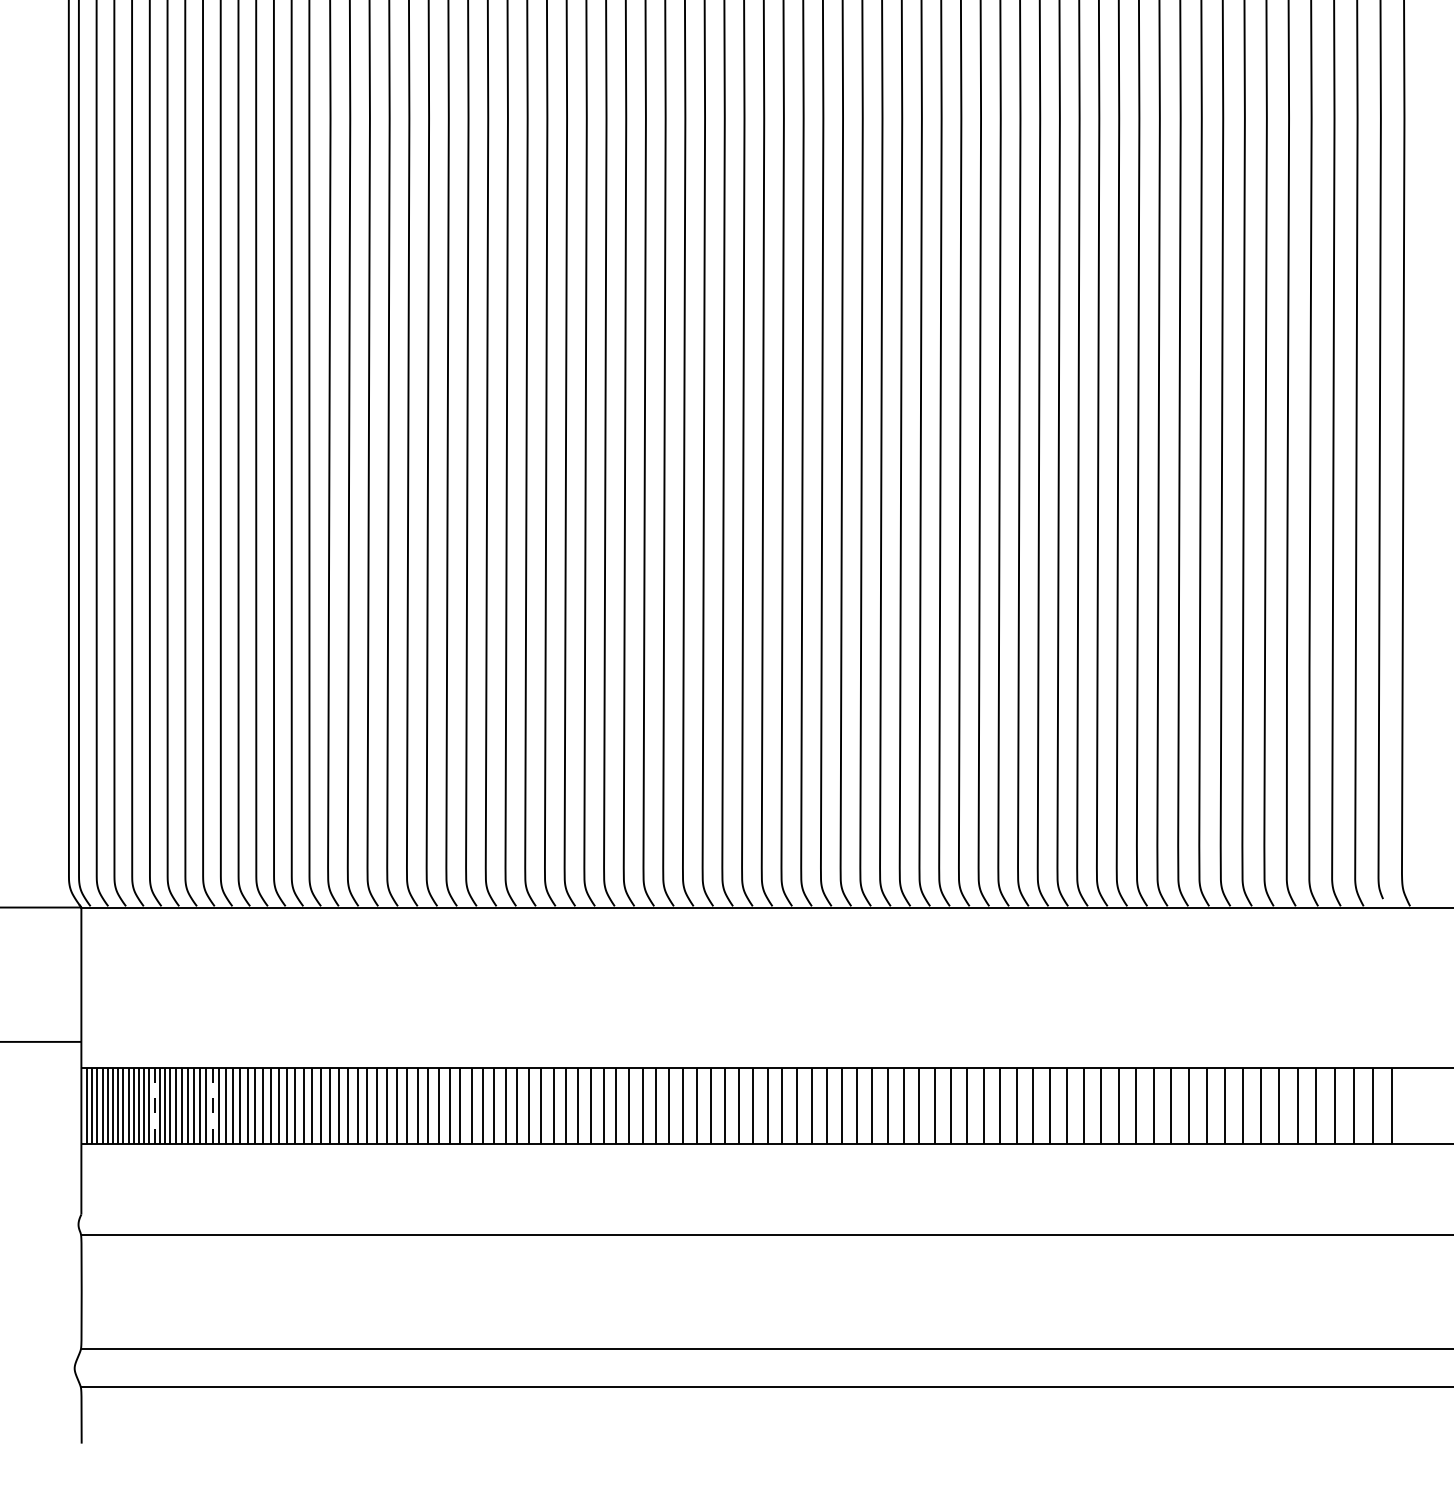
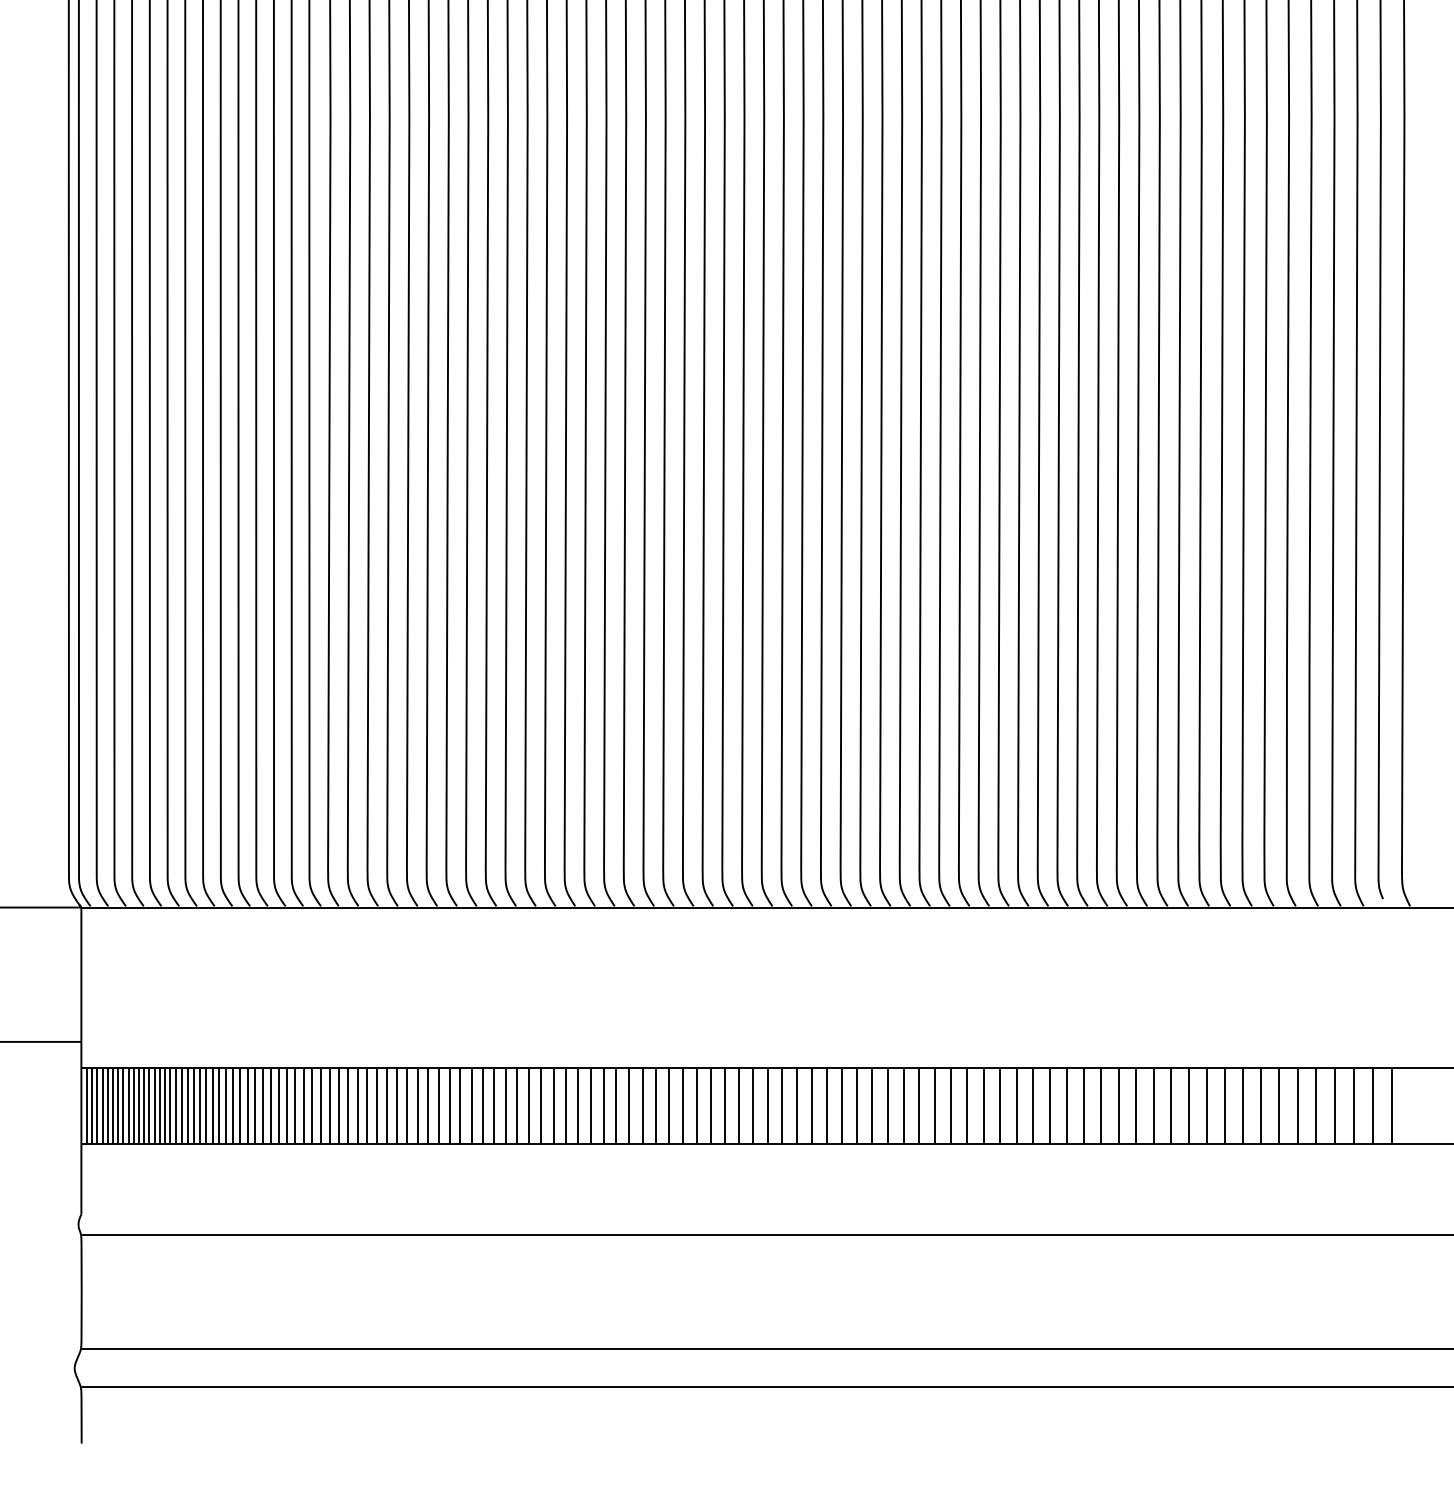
line: dashed -> solid (154, 1105)
line: dashed -> solid (212, 1105)
